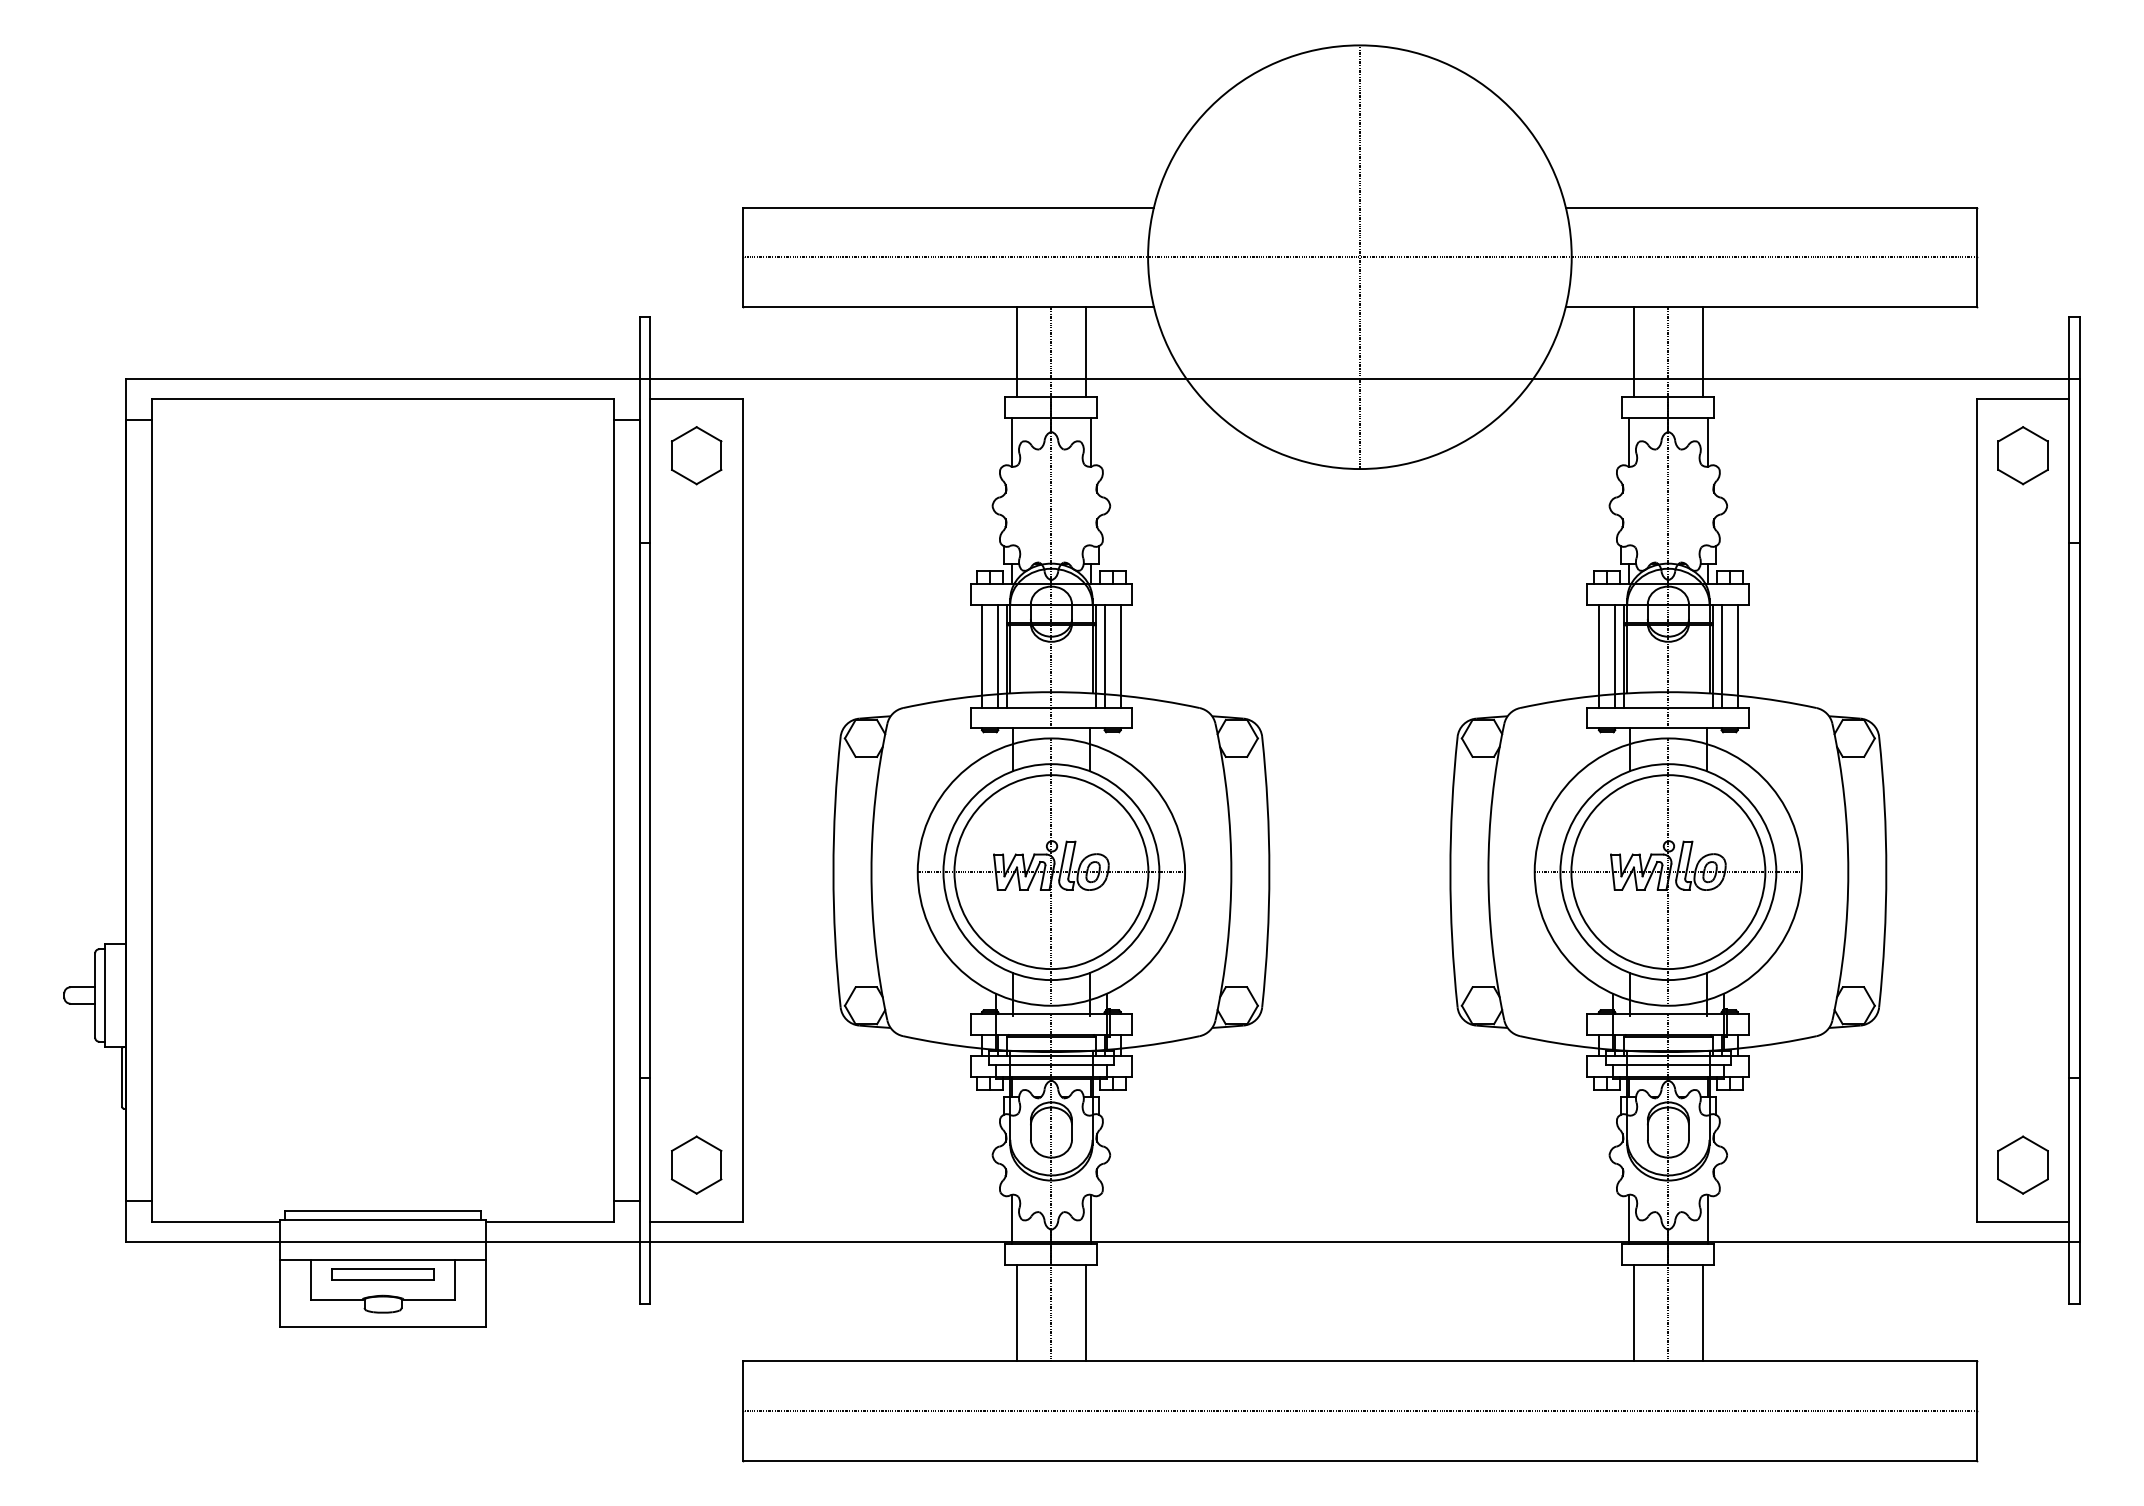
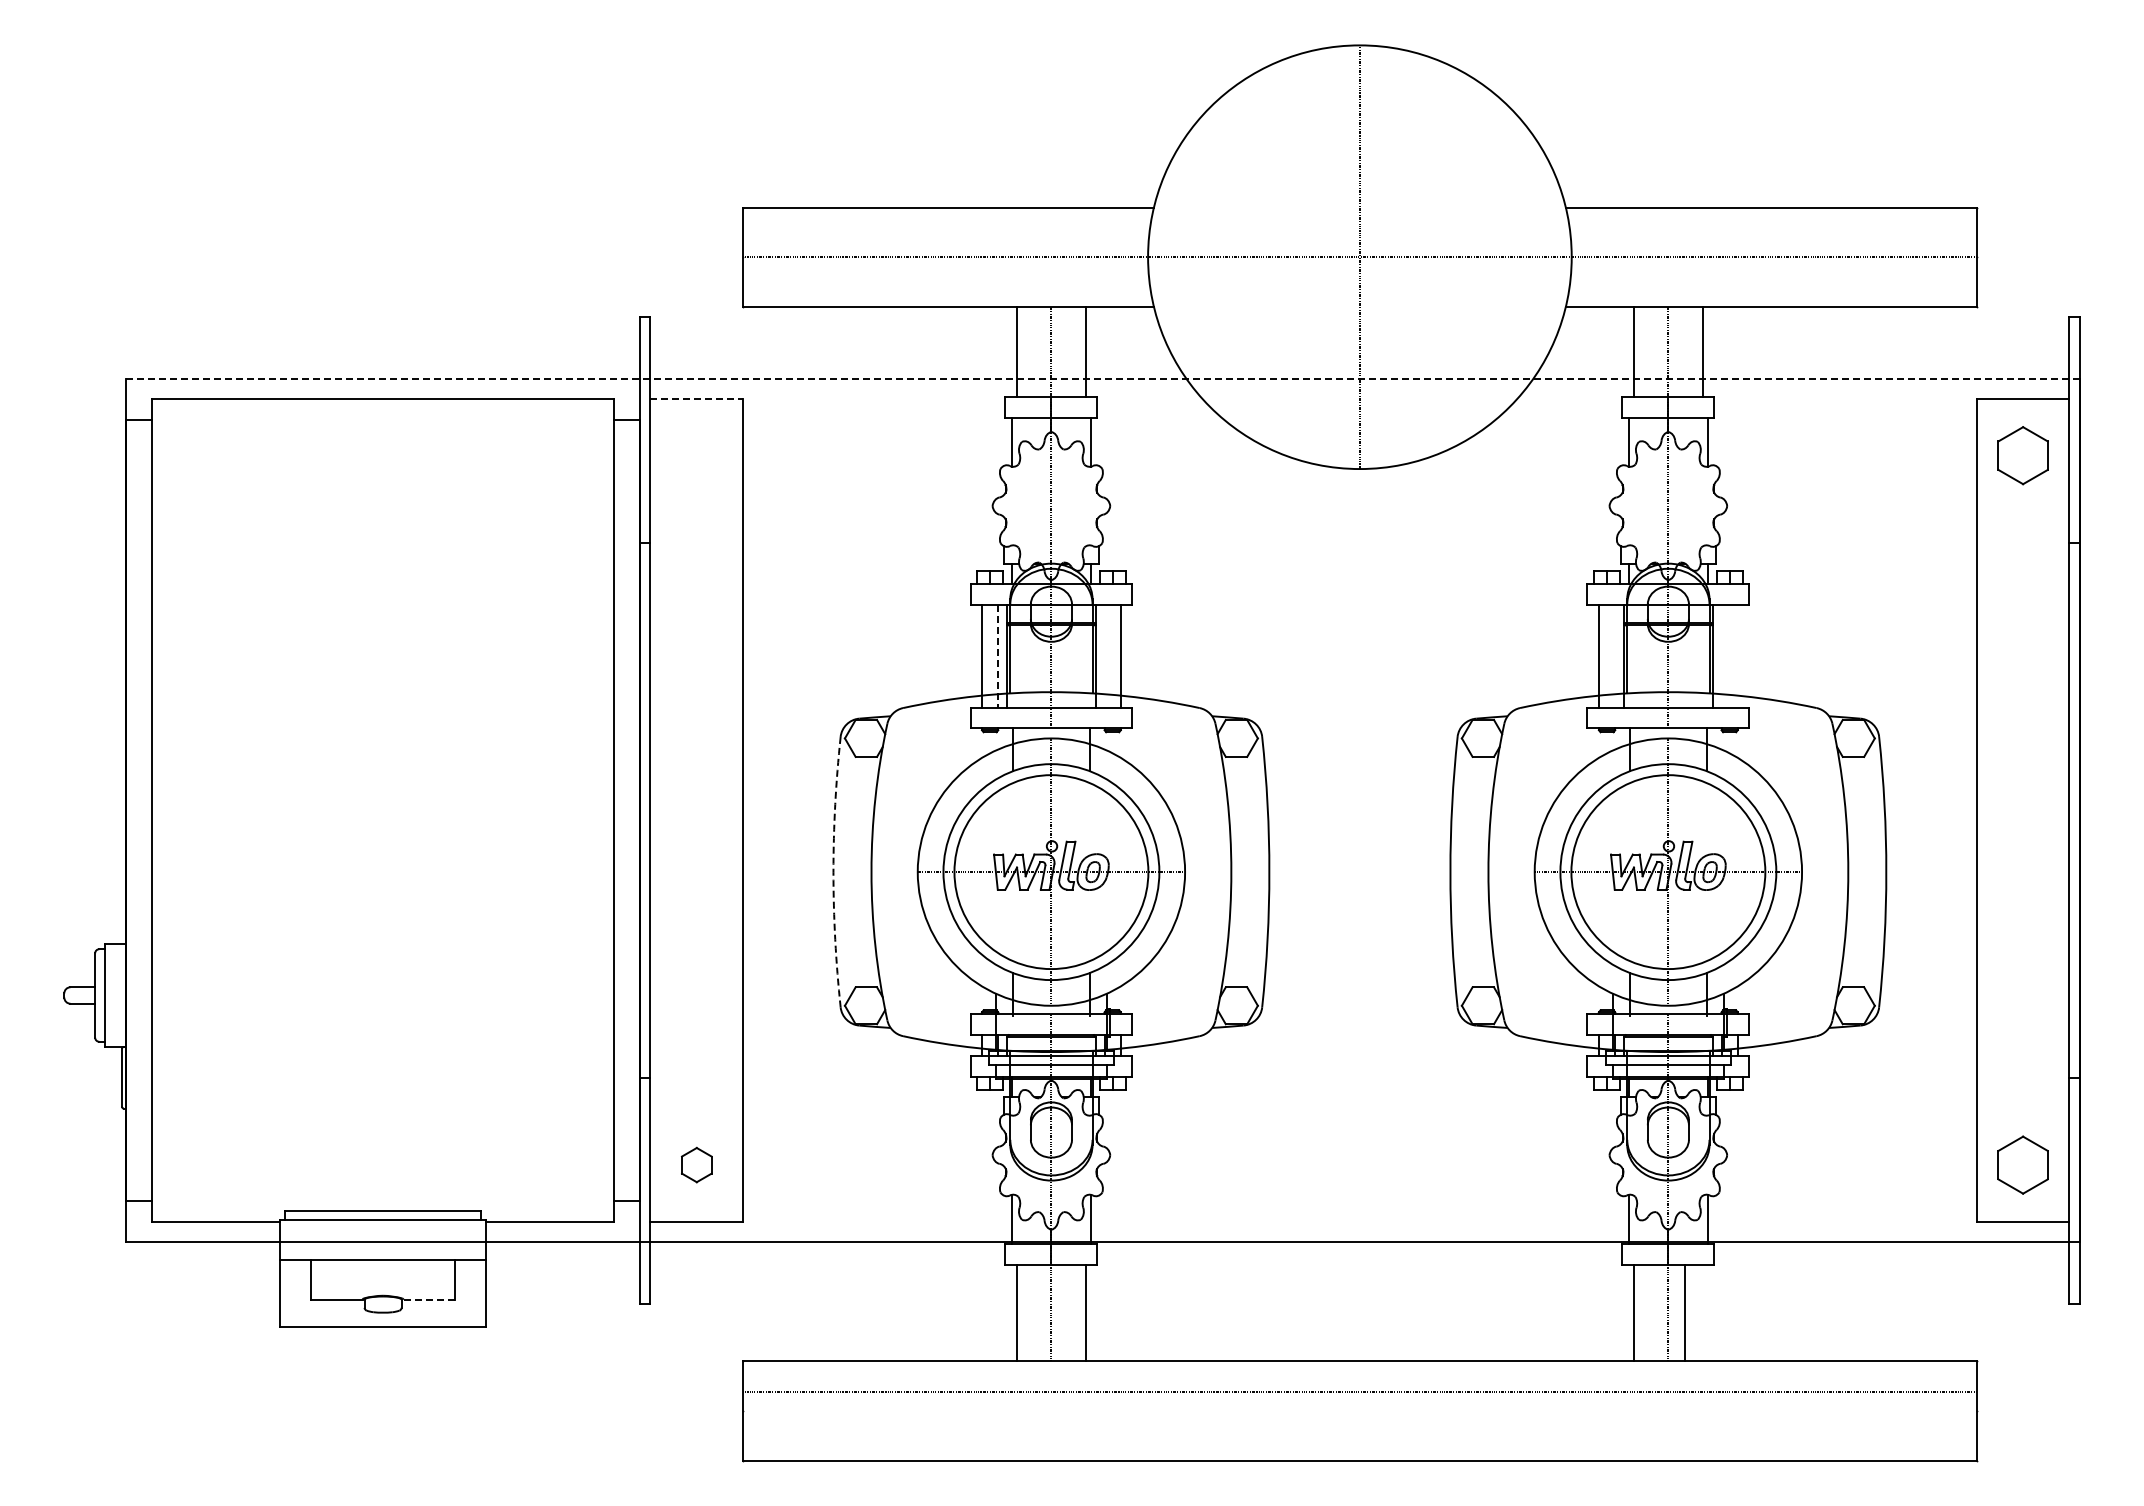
line: solid -> dashed (1102, 378)
line: solid -> dashed (697, 399)
part: present -> none (696, 455)
line: present -> none (1104, 655)
line: present -> none (1615, 655)
line: present -> none (1721, 655)
line: present -> none (1737, 655)
line: solid -> dashed (998, 656)
arc: solid -> dashed (833, 872)
part size: 52x60 px -> 32x38 px (696, 1164)
part: present -> none (382, 1274)
line: solid -> dashed (429, 1299)
line position: (1703, 1312) -> (1685, 1312) (1685, 1312)
line position: (1359, 1410) -> (1359, 1391) (1359, 1391)
